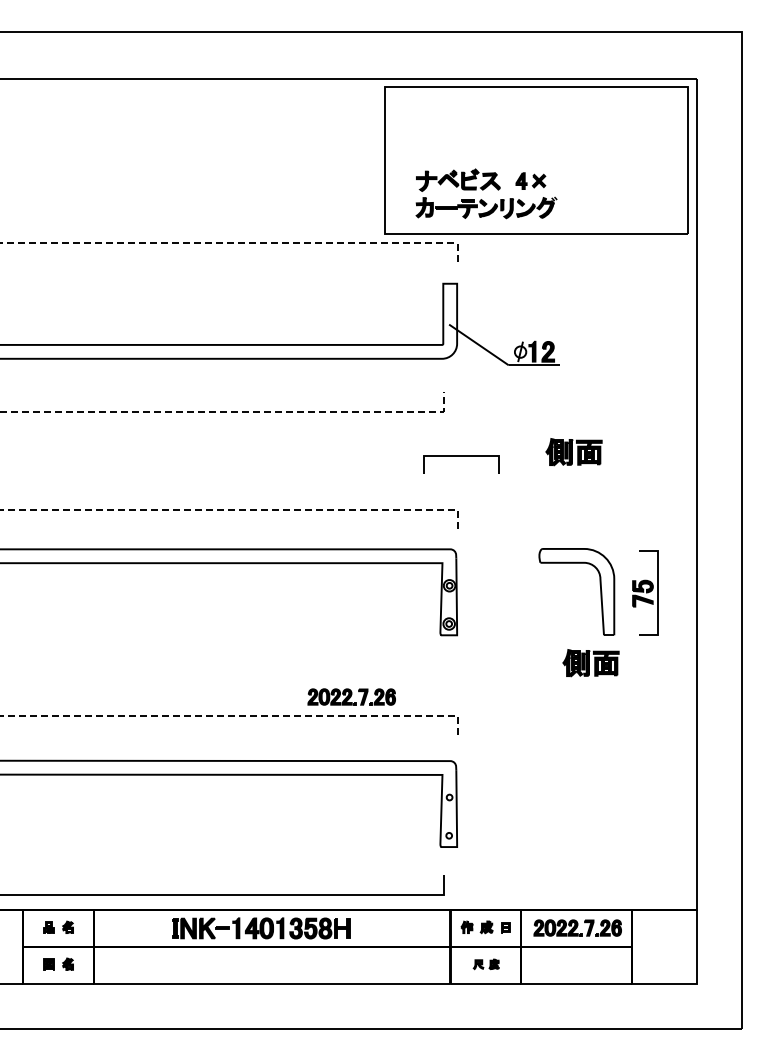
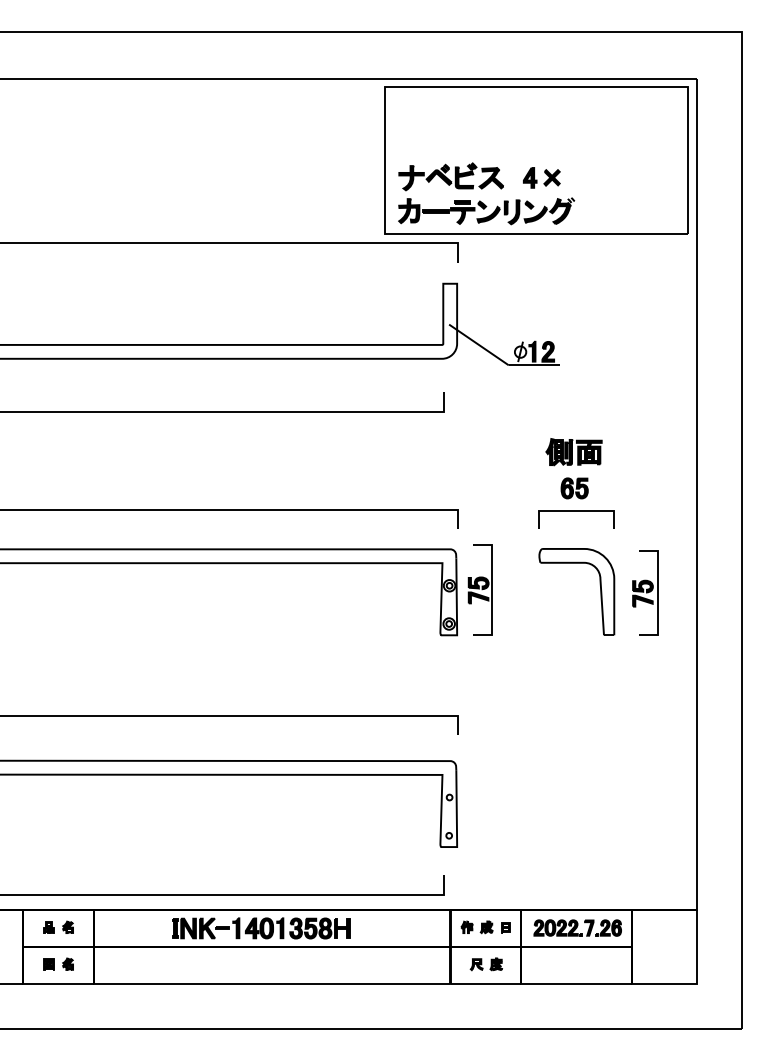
part size: 143x52 px -> 178x64 px (486, 193)
line: dashed -> solid (240, 243)
line: dashed -> solid (232, 411)
line position: (461, 456) -> (576, 511) (576, 511)
part: none -> present (574, 488)
line: dashed -> solid (240, 510)
part: none -> present (479, 589)
part: present -> none (590, 663)
part: present -> none (351, 696)
line: dashed -> solid (240, 716)
part size: 28x13 px -> 34x15 px (485, 964)
